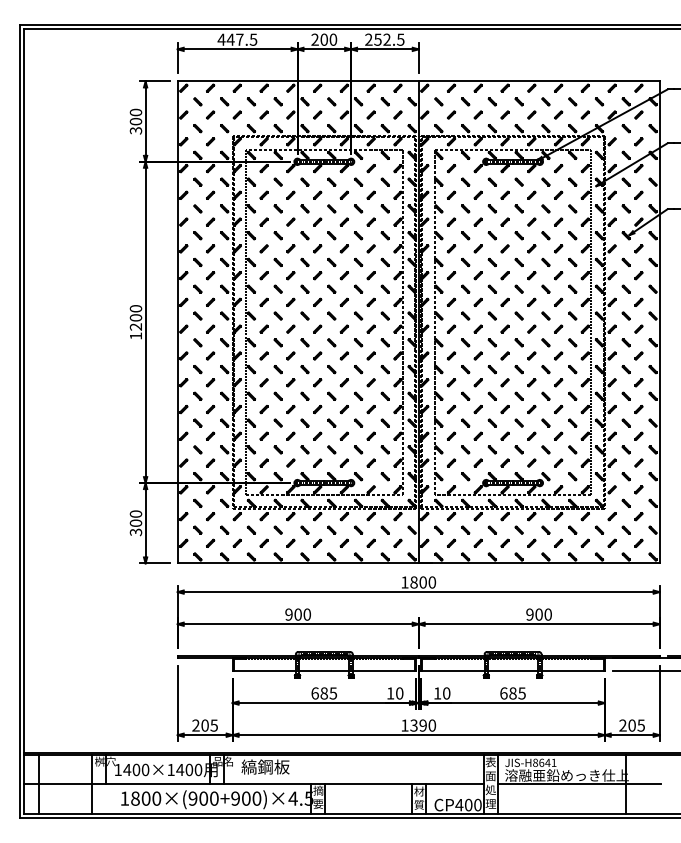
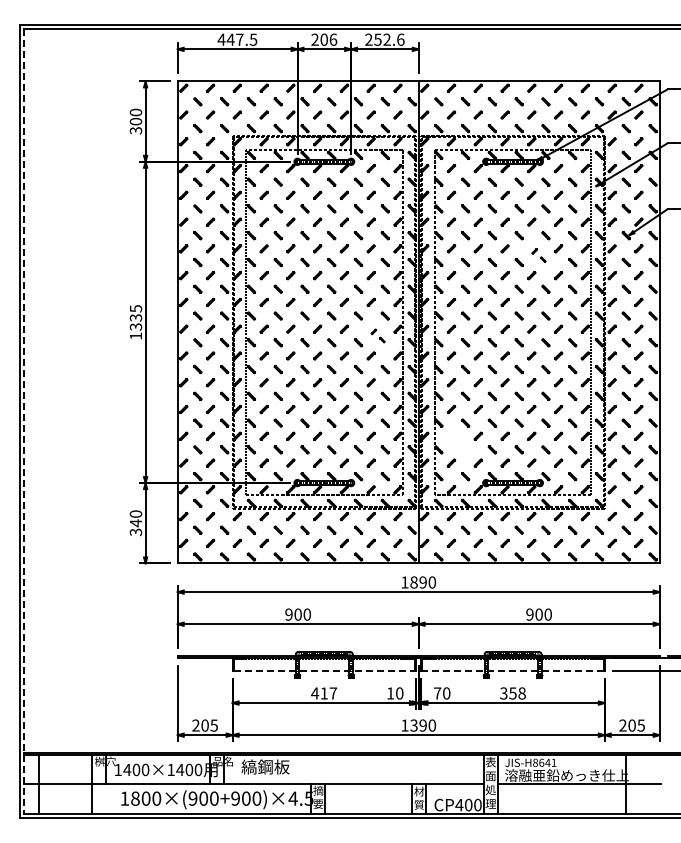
text: 200 -> 206 (333, 39)
text: 252.5 -> 252.6 (400, 39)
part size: 24x23 px -> 16x15 px (538, 255)
text: 1200 -> 1335 (135, 317)
part size: 24x24 px -> 16x16 px (377, 335)
line: solid -> dashed (24, 421)
part: present -> none (458, 442)
text: 300 -> 340 (135, 523)
text: 1800 -> 1890 (422, 582)
line: solid -> dashed (324, 670)
line: solid -> dashed (513, 670)
text: 685 -> 417 (324, 693)
text: 10 -> 70 (437, 693)
text: 685 -> 358 (512, 693)
